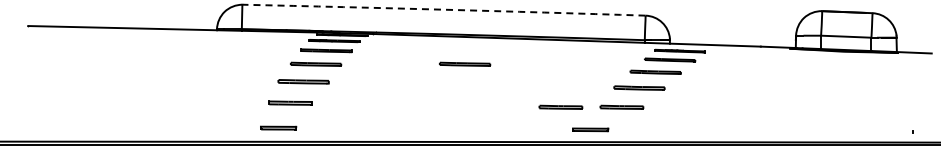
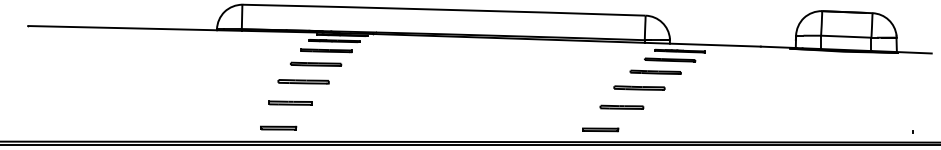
arc: dashed -> solid (444, 9)
part: present -> none (465, 63)
part: present -> none (560, 106)
part position: (590, 129) -> (600, 129) (600, 129)
